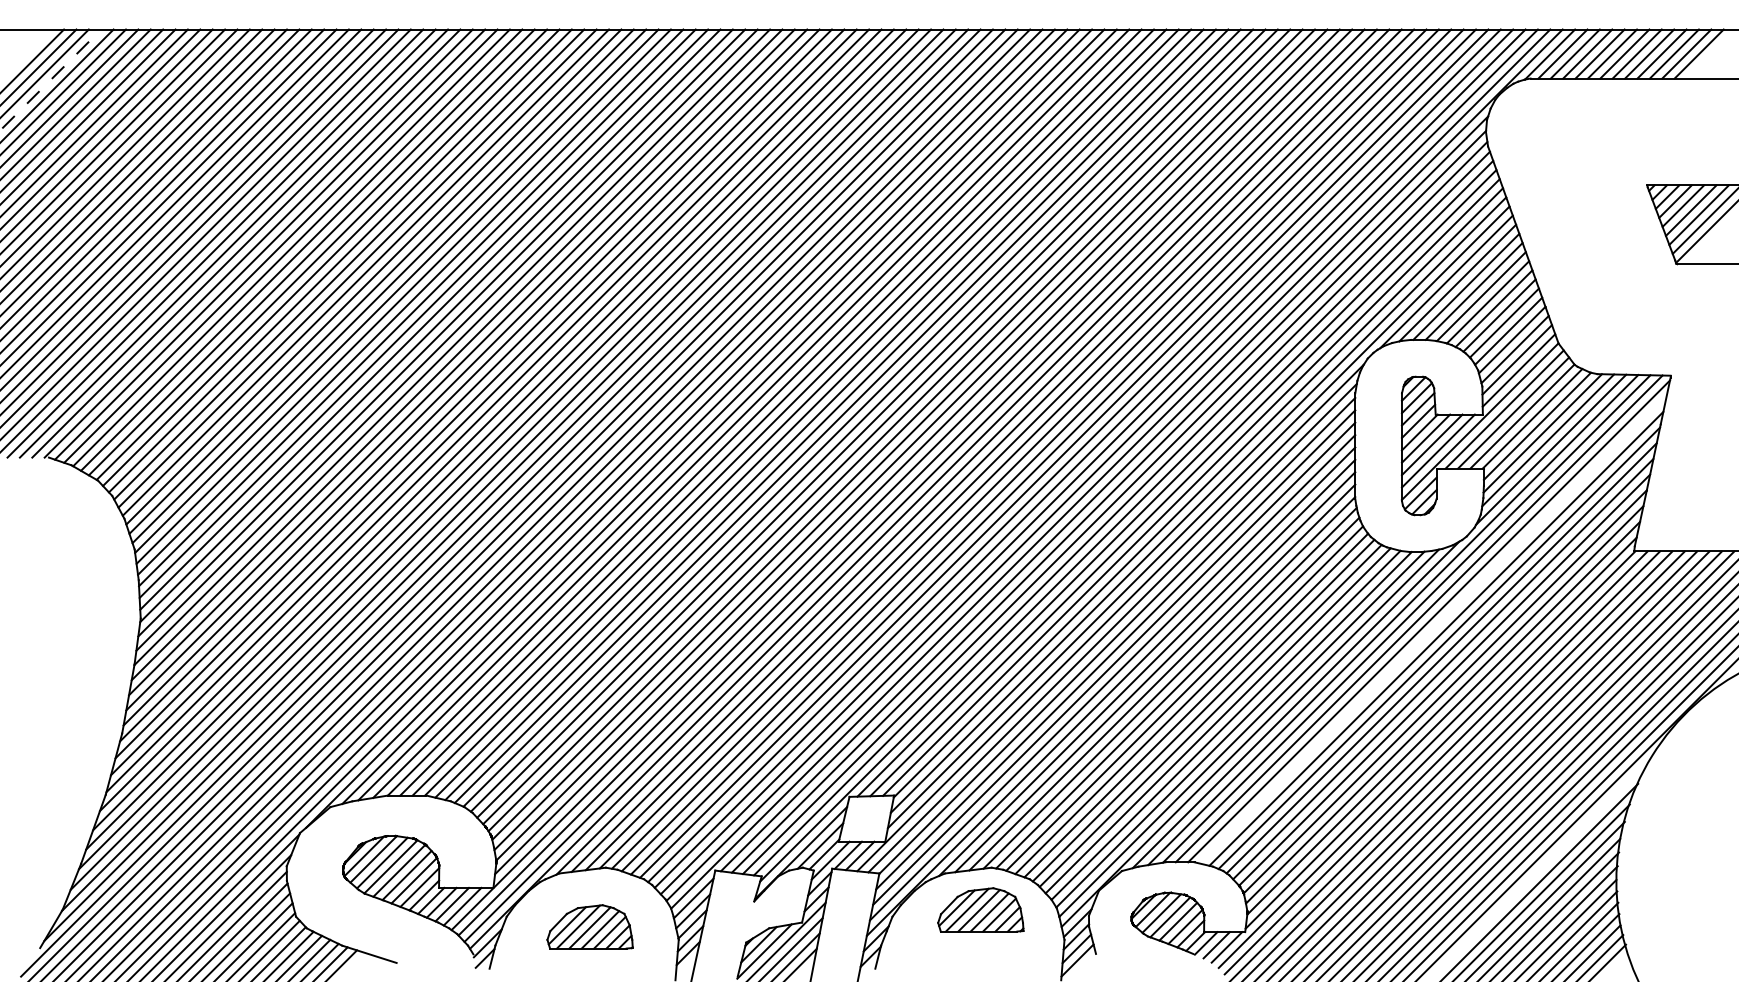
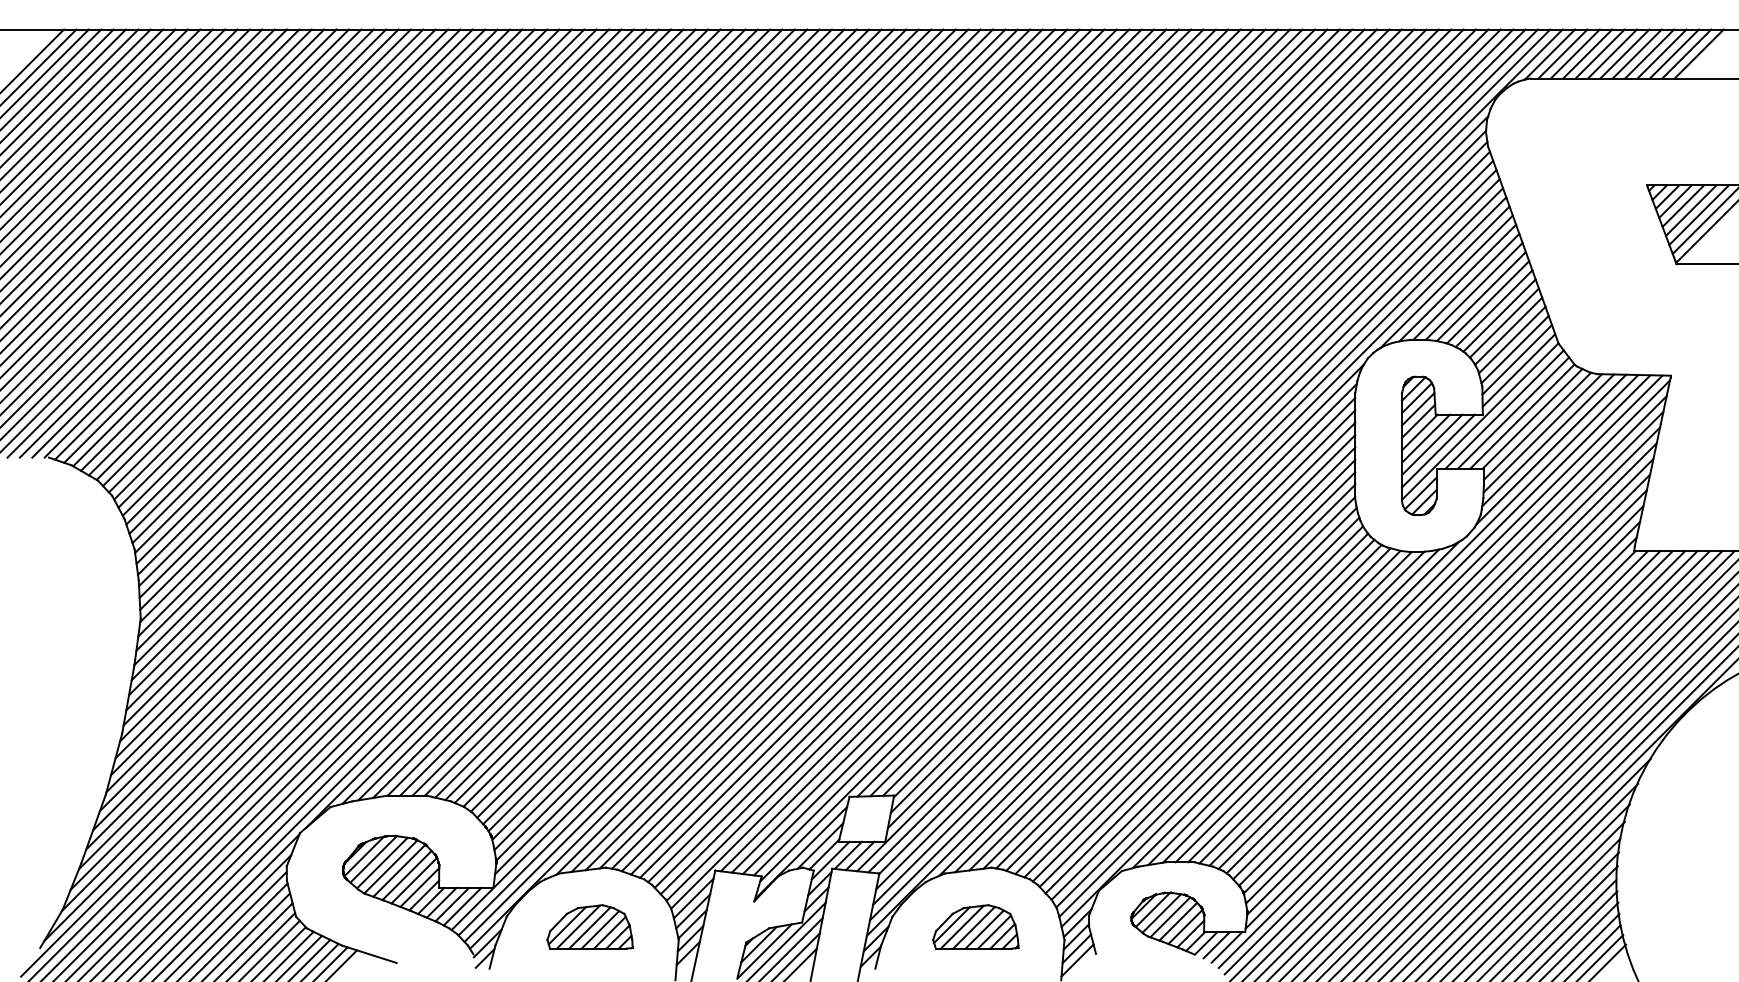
line: dashed -> solid (51, 79)
line: none -> present (1432, 629)
line: none -> present (1540, 868)
part position: (980, 909) -> (975, 926) (975, 926)
